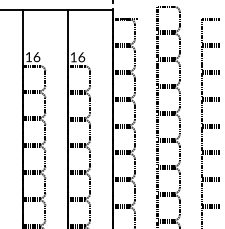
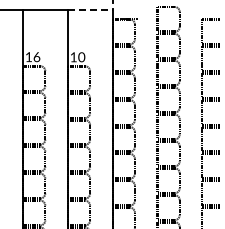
line: solid -> dashed (91, 10)
text: 16 -> 10 (81, 56)
